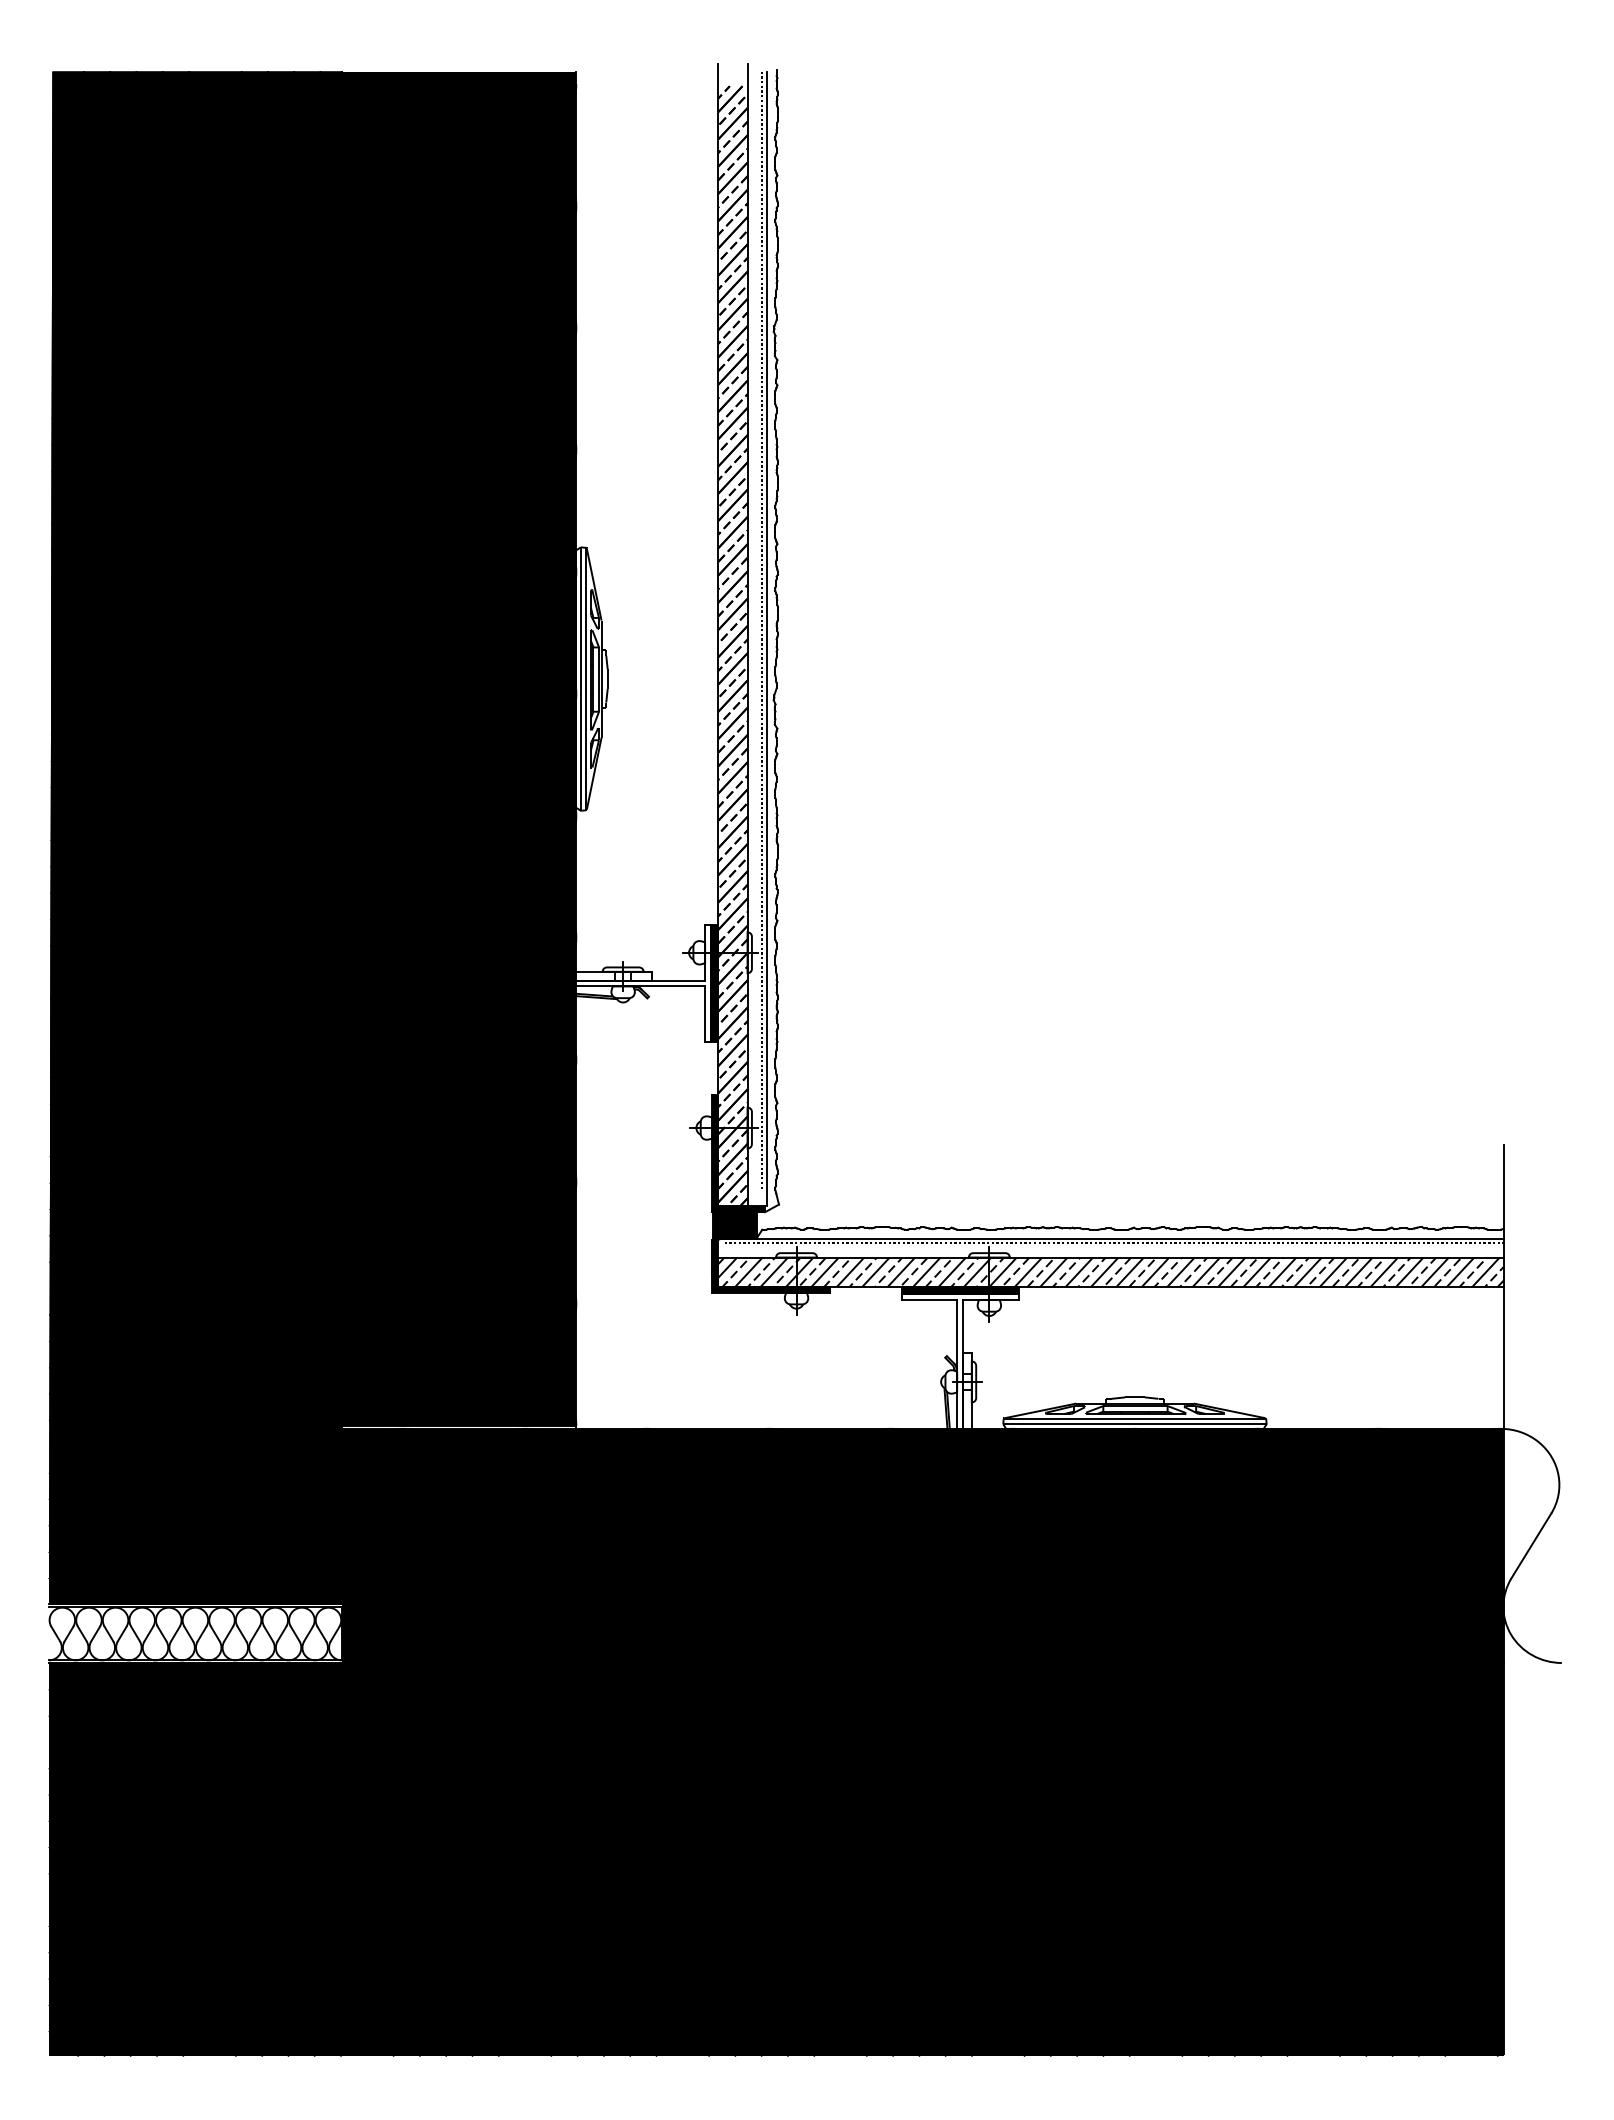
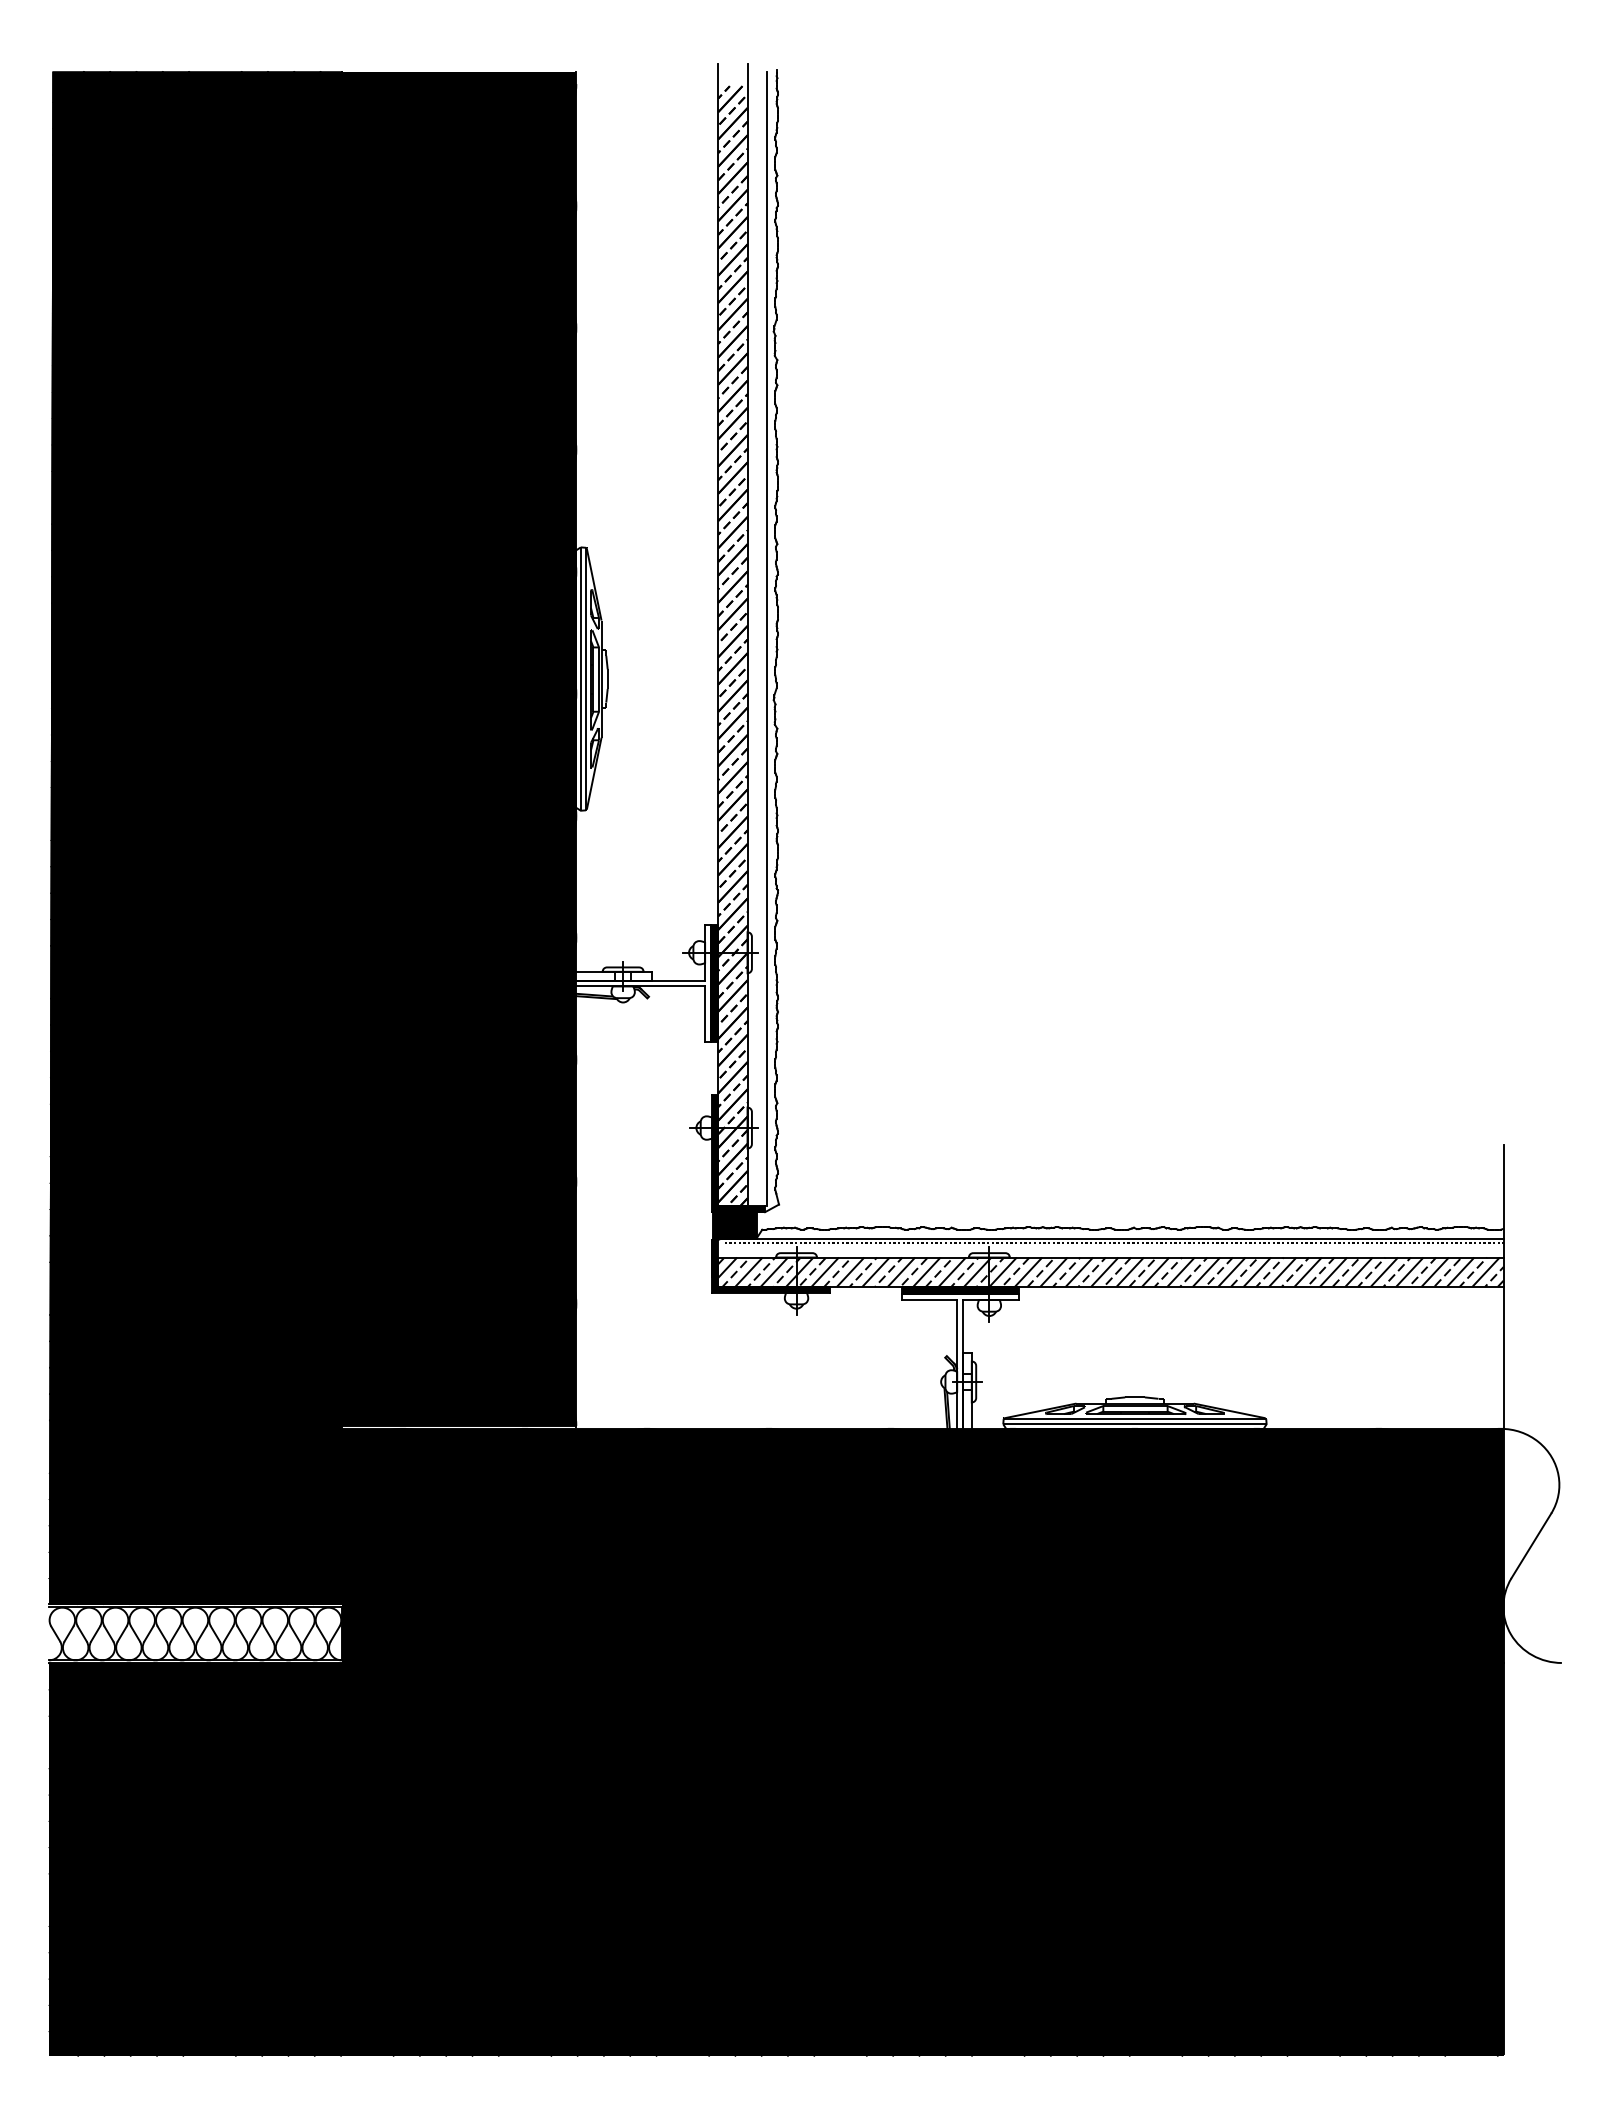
line: present -> none (762, 629)
